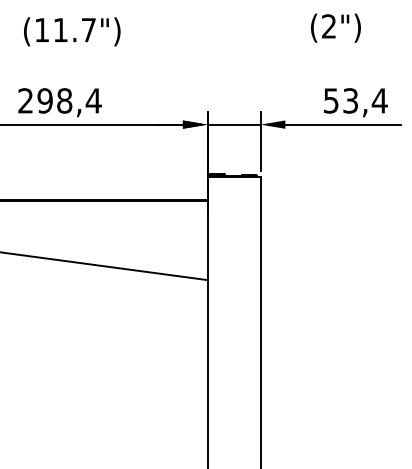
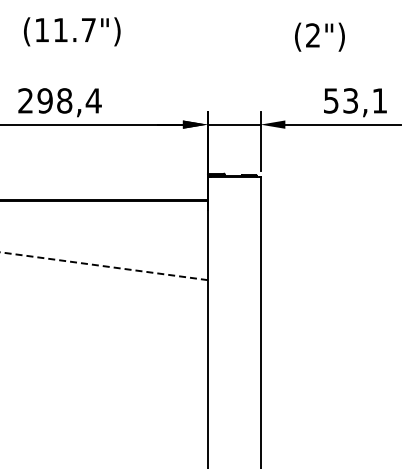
text position: (335, 27) -> (319, 36) (319, 36)
text: 53,4 -> 53,1 (379, 100)
line: solid -> dashed (104, 266)
